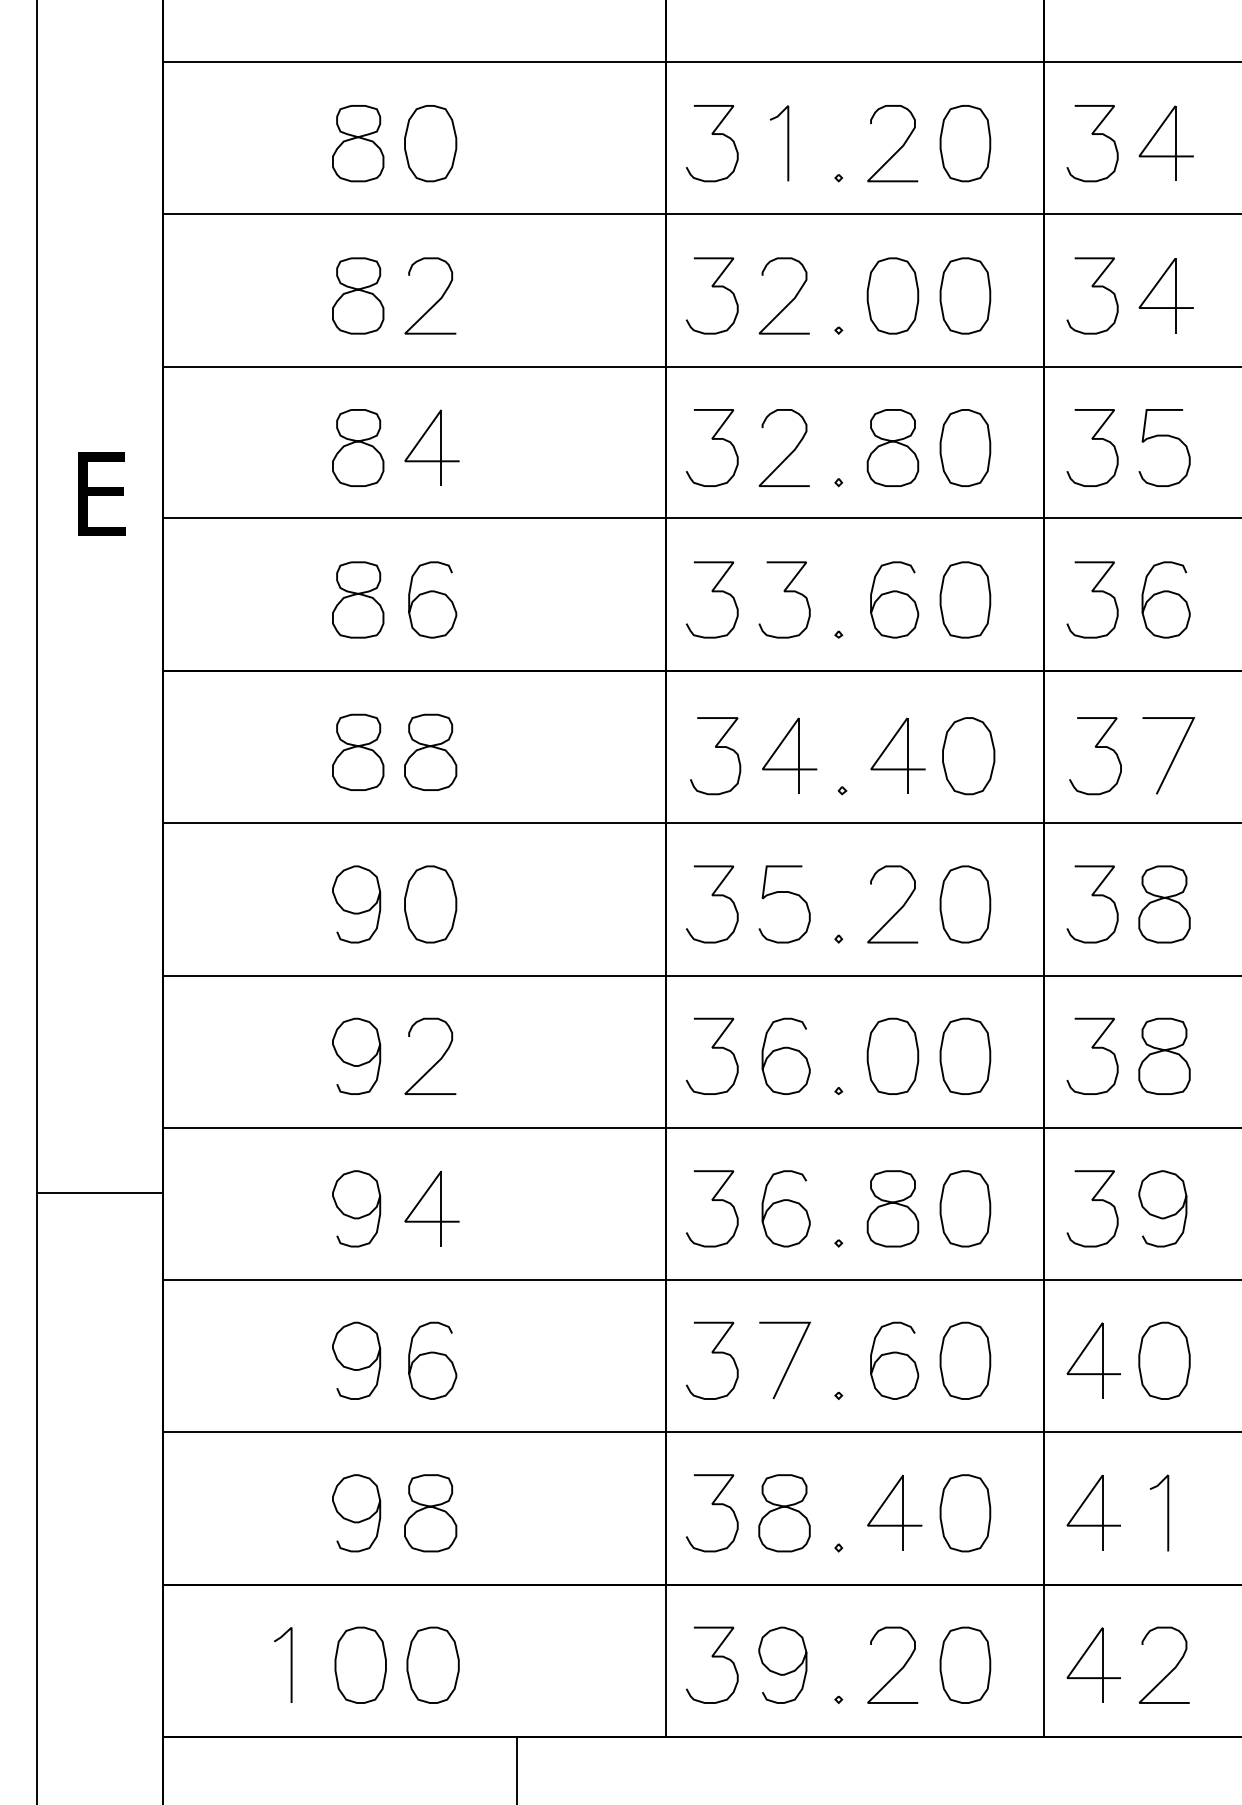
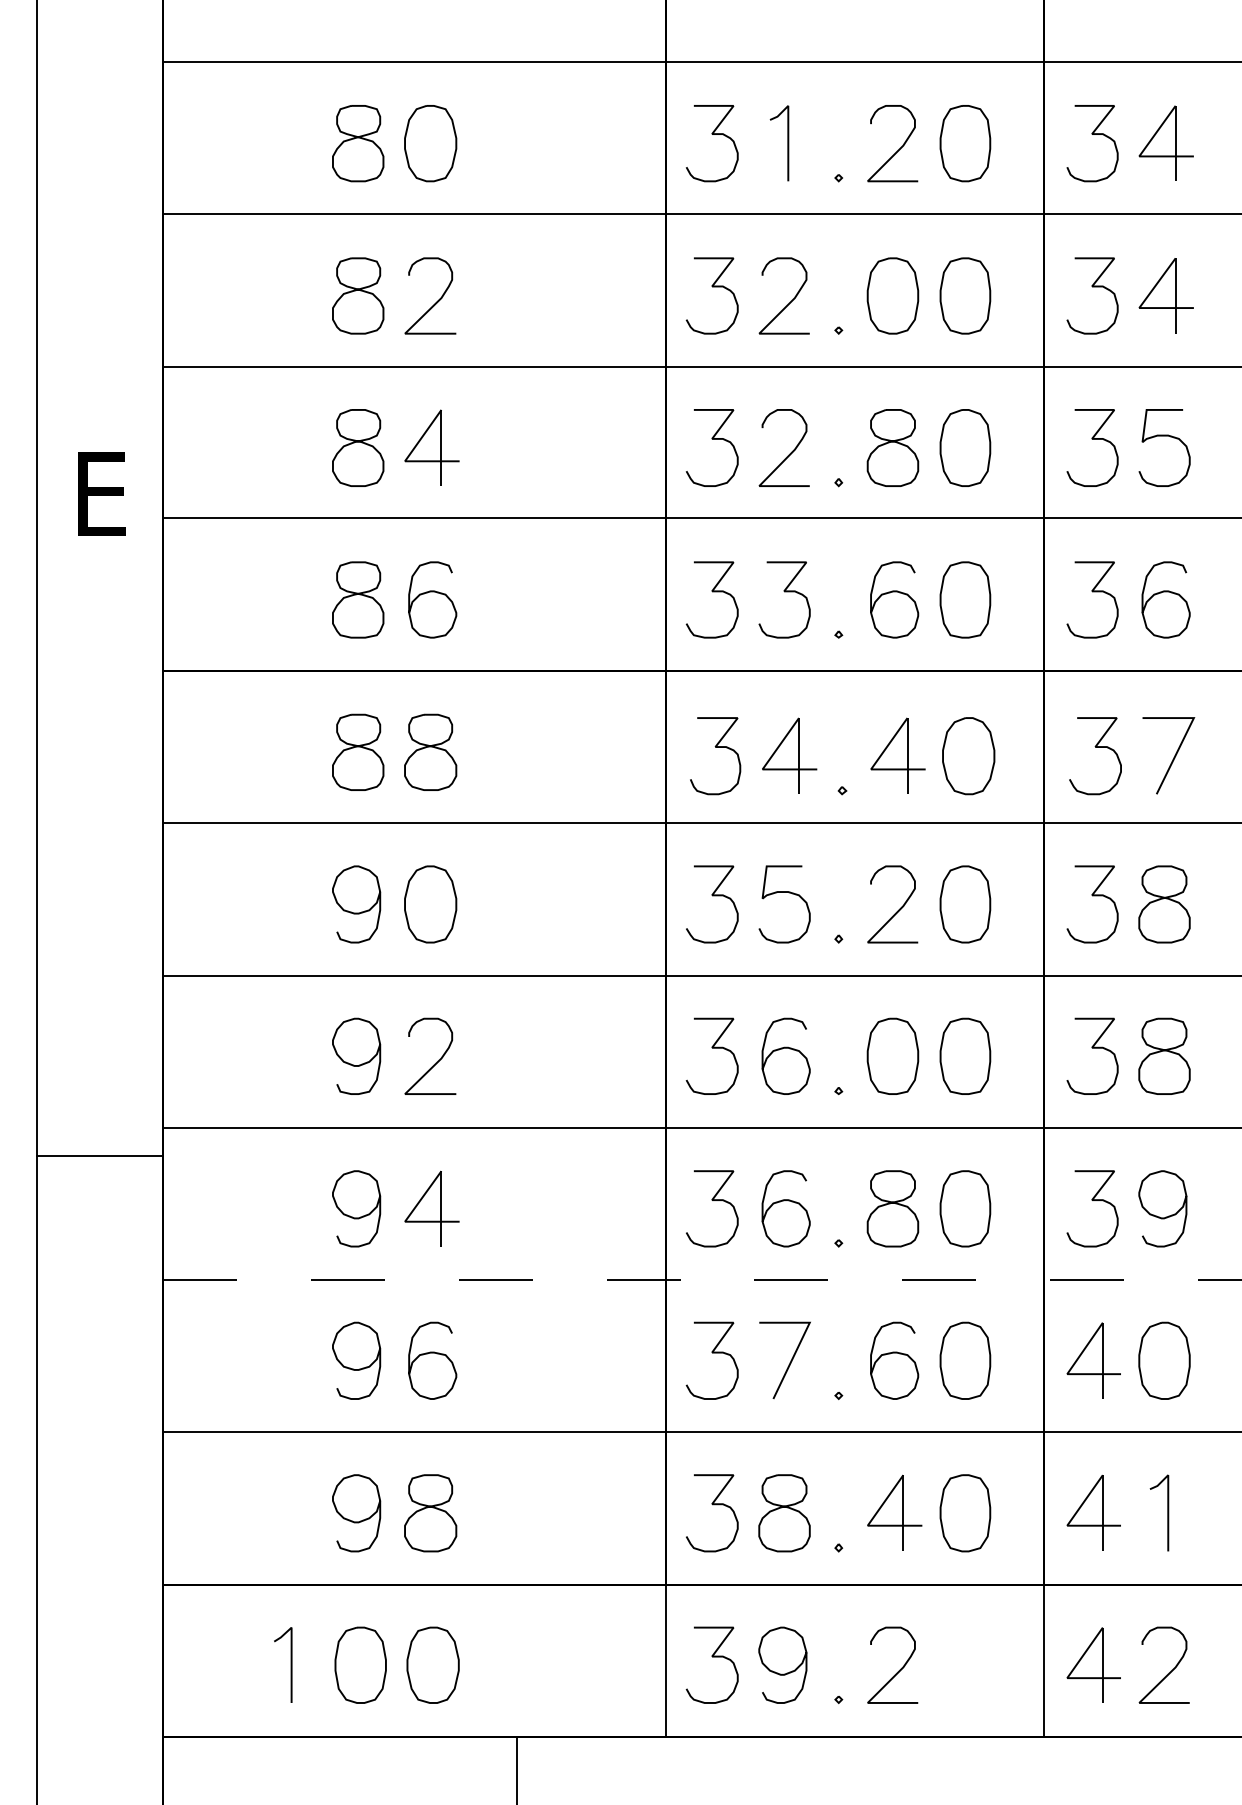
line position: (100, 1192) -> (100, 1155) (100, 1155)
line: solid -> dashed (702, 1279)
part: present -> none (965, 1664)
